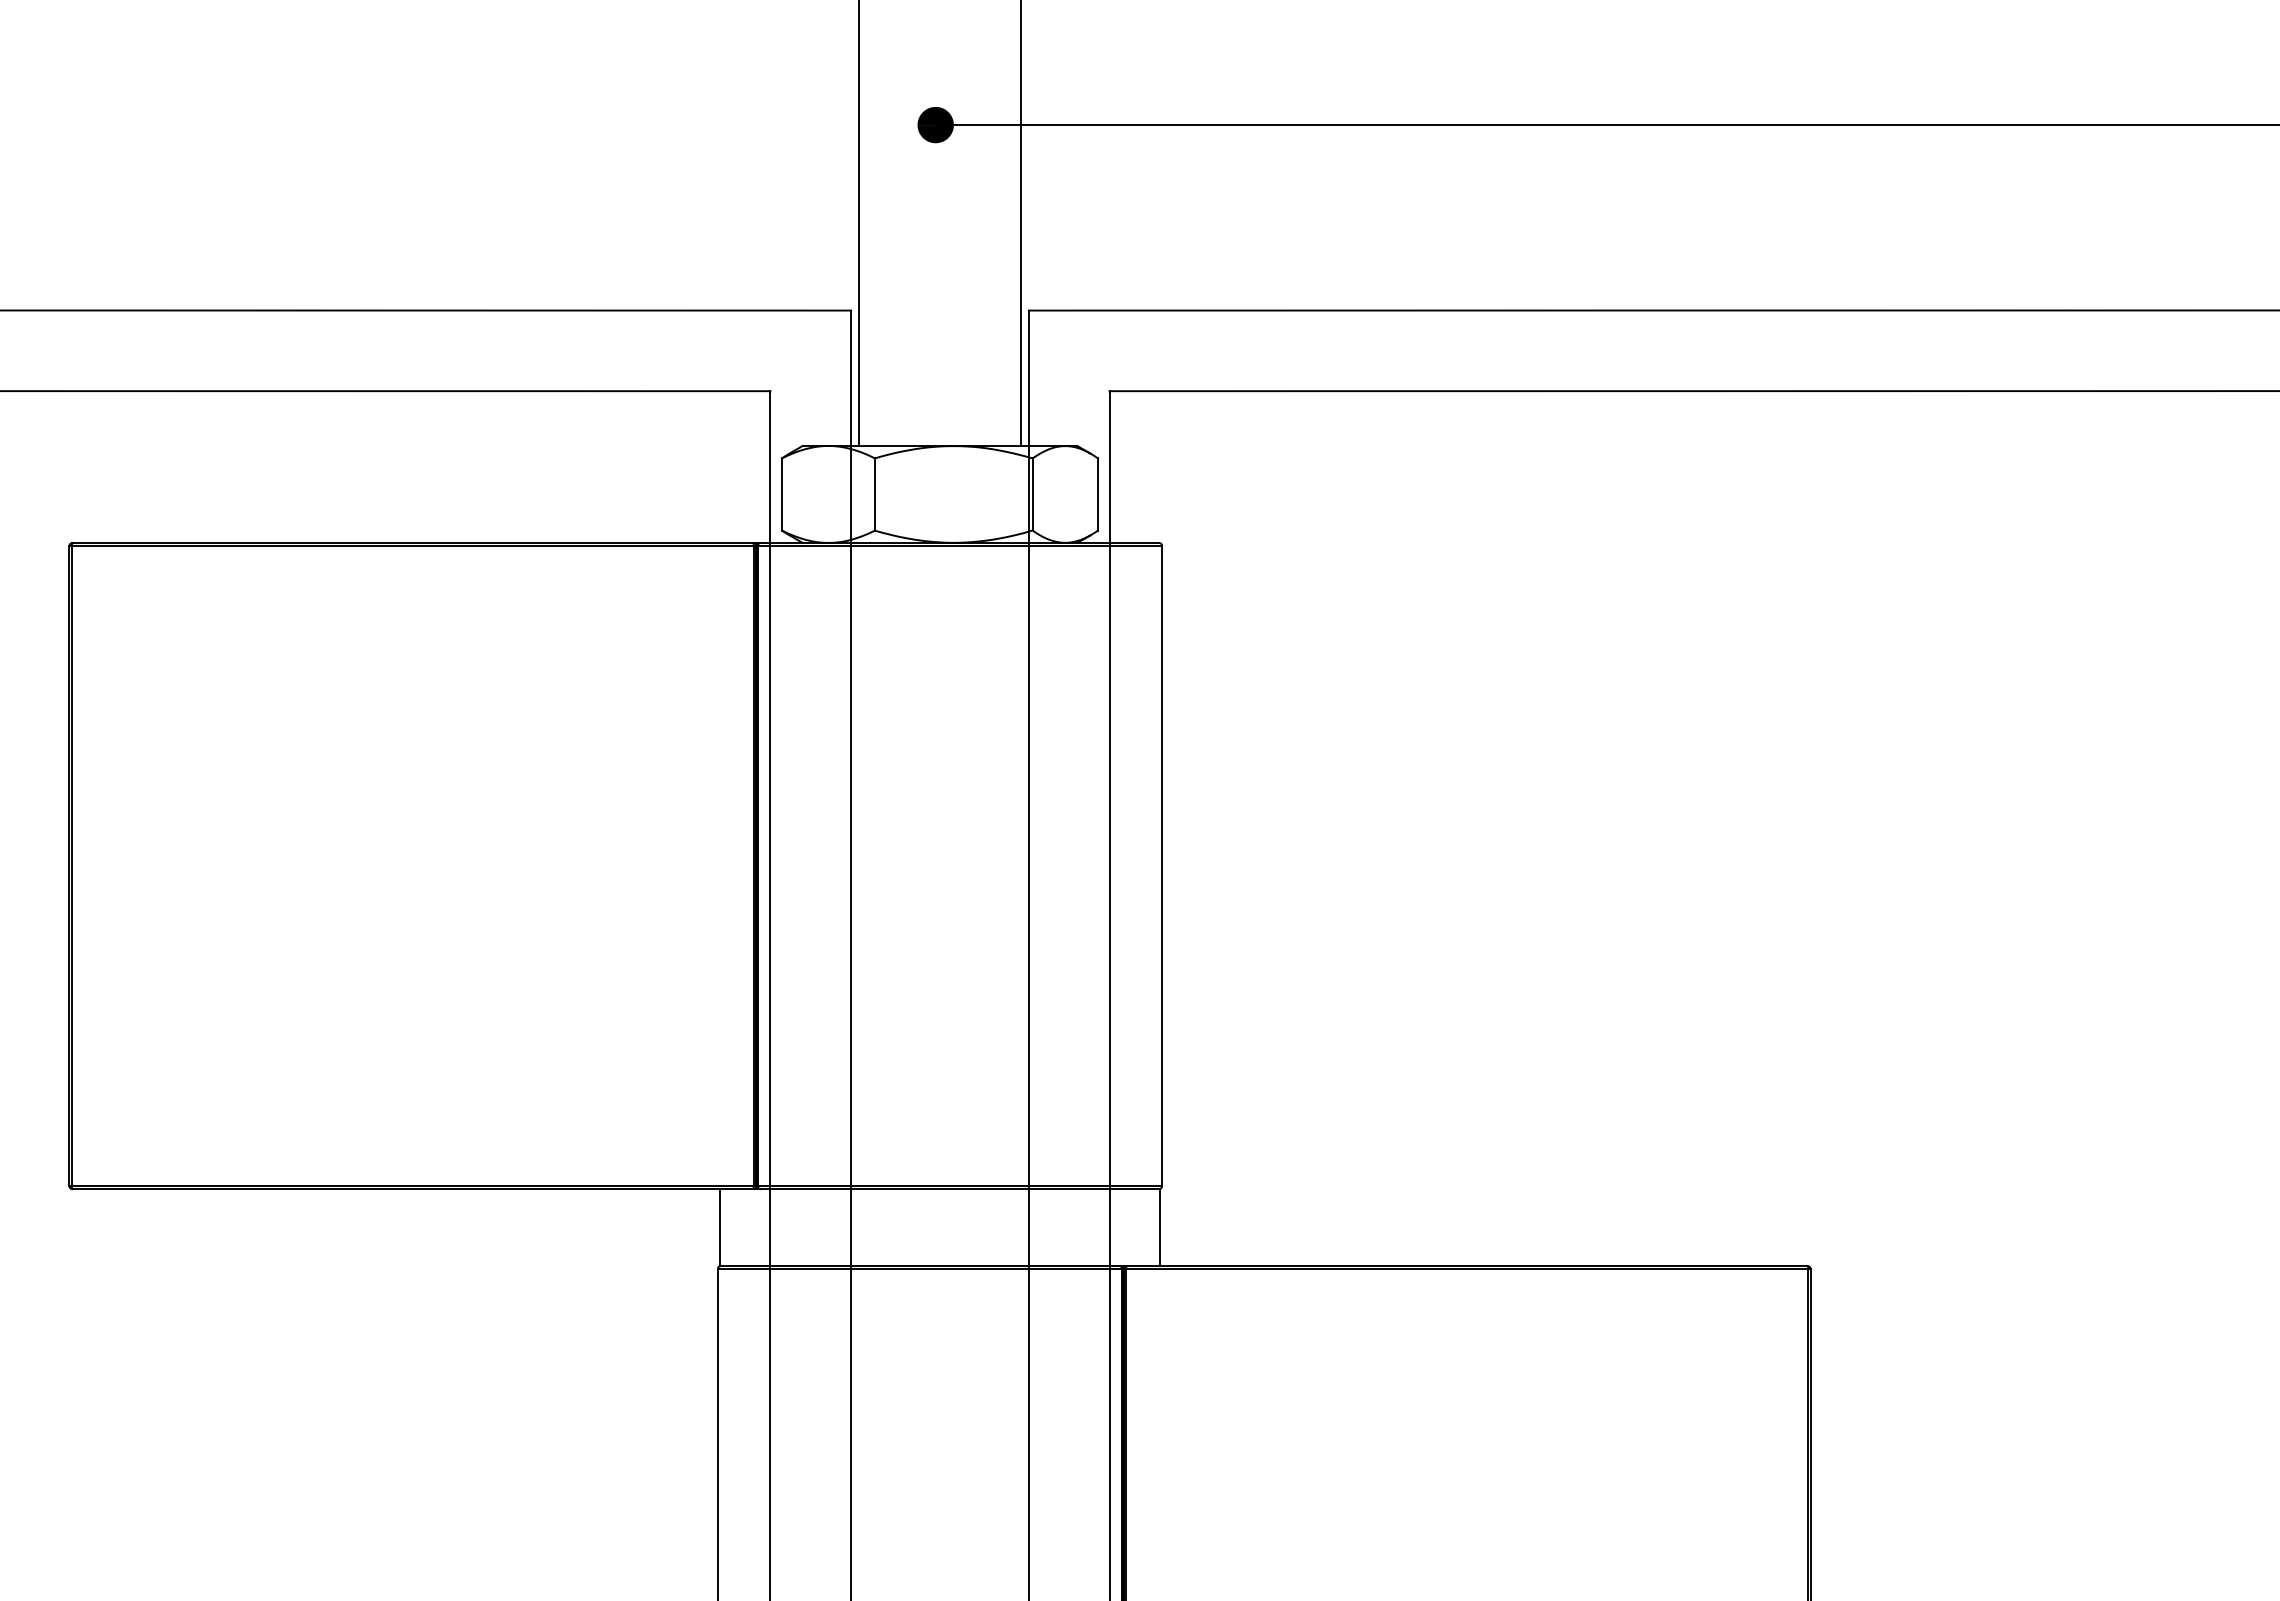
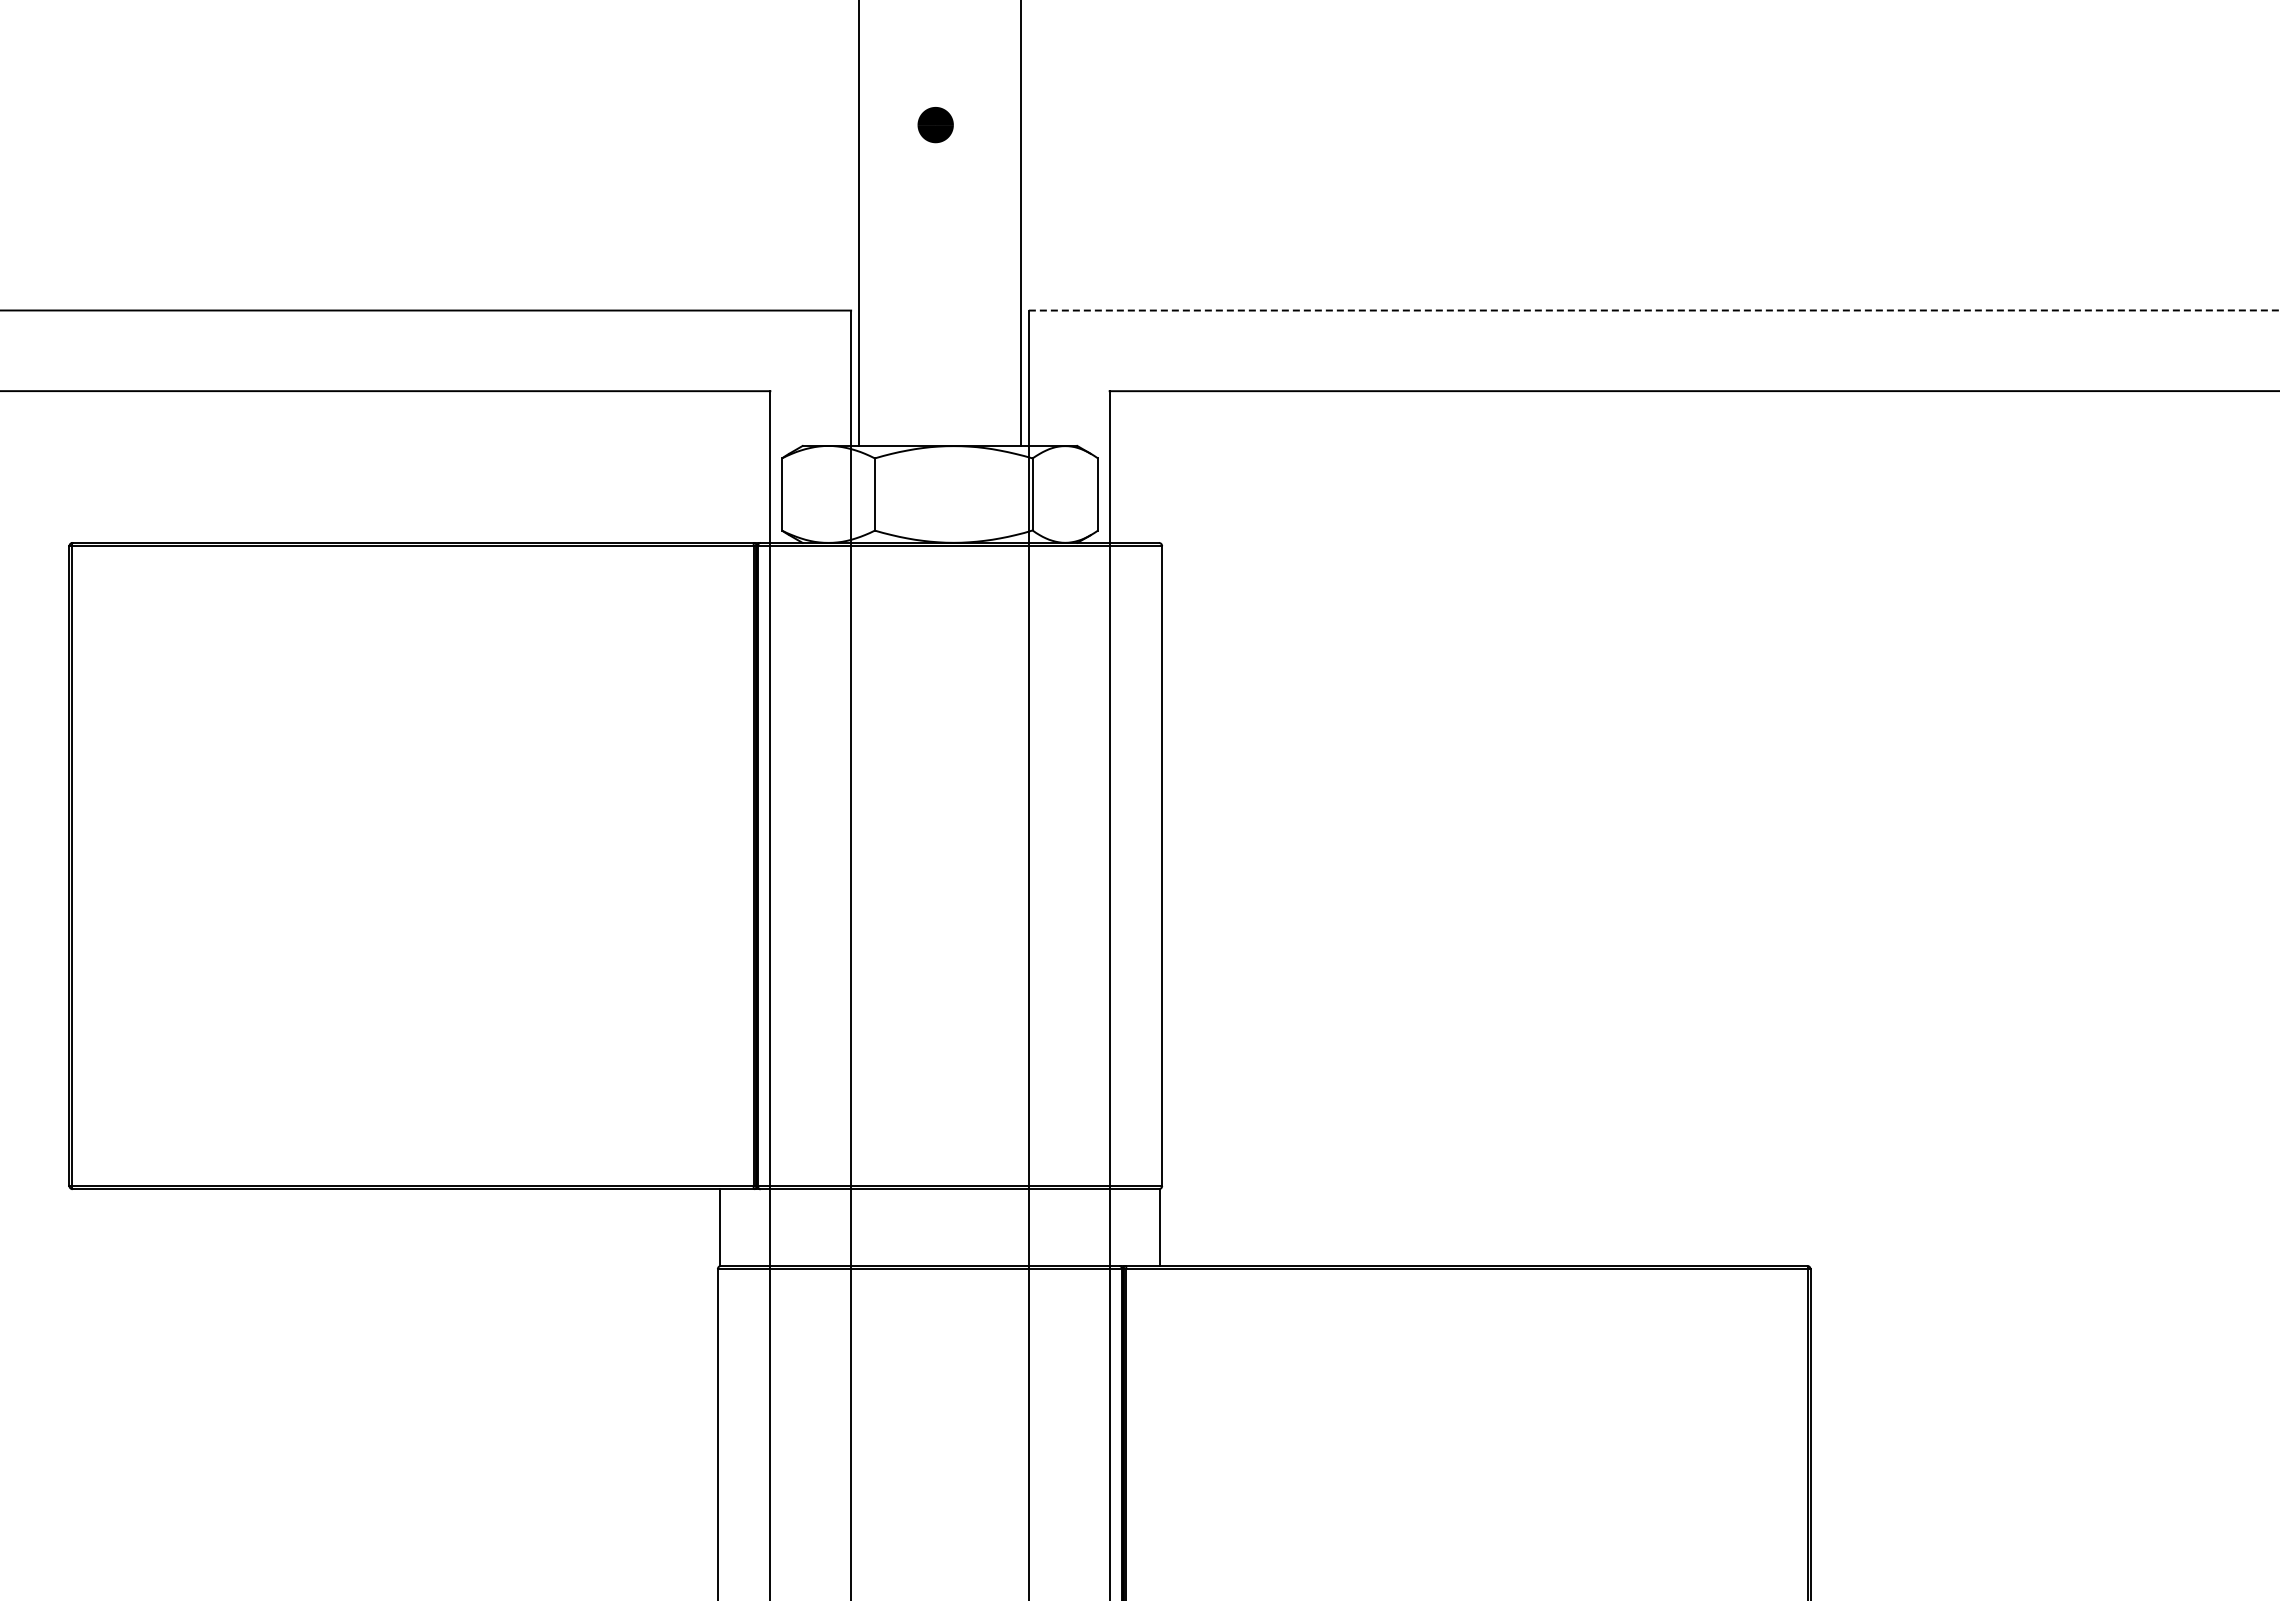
line: present -> none (1605, 125)
line: solid -> dashed (1654, 310)
